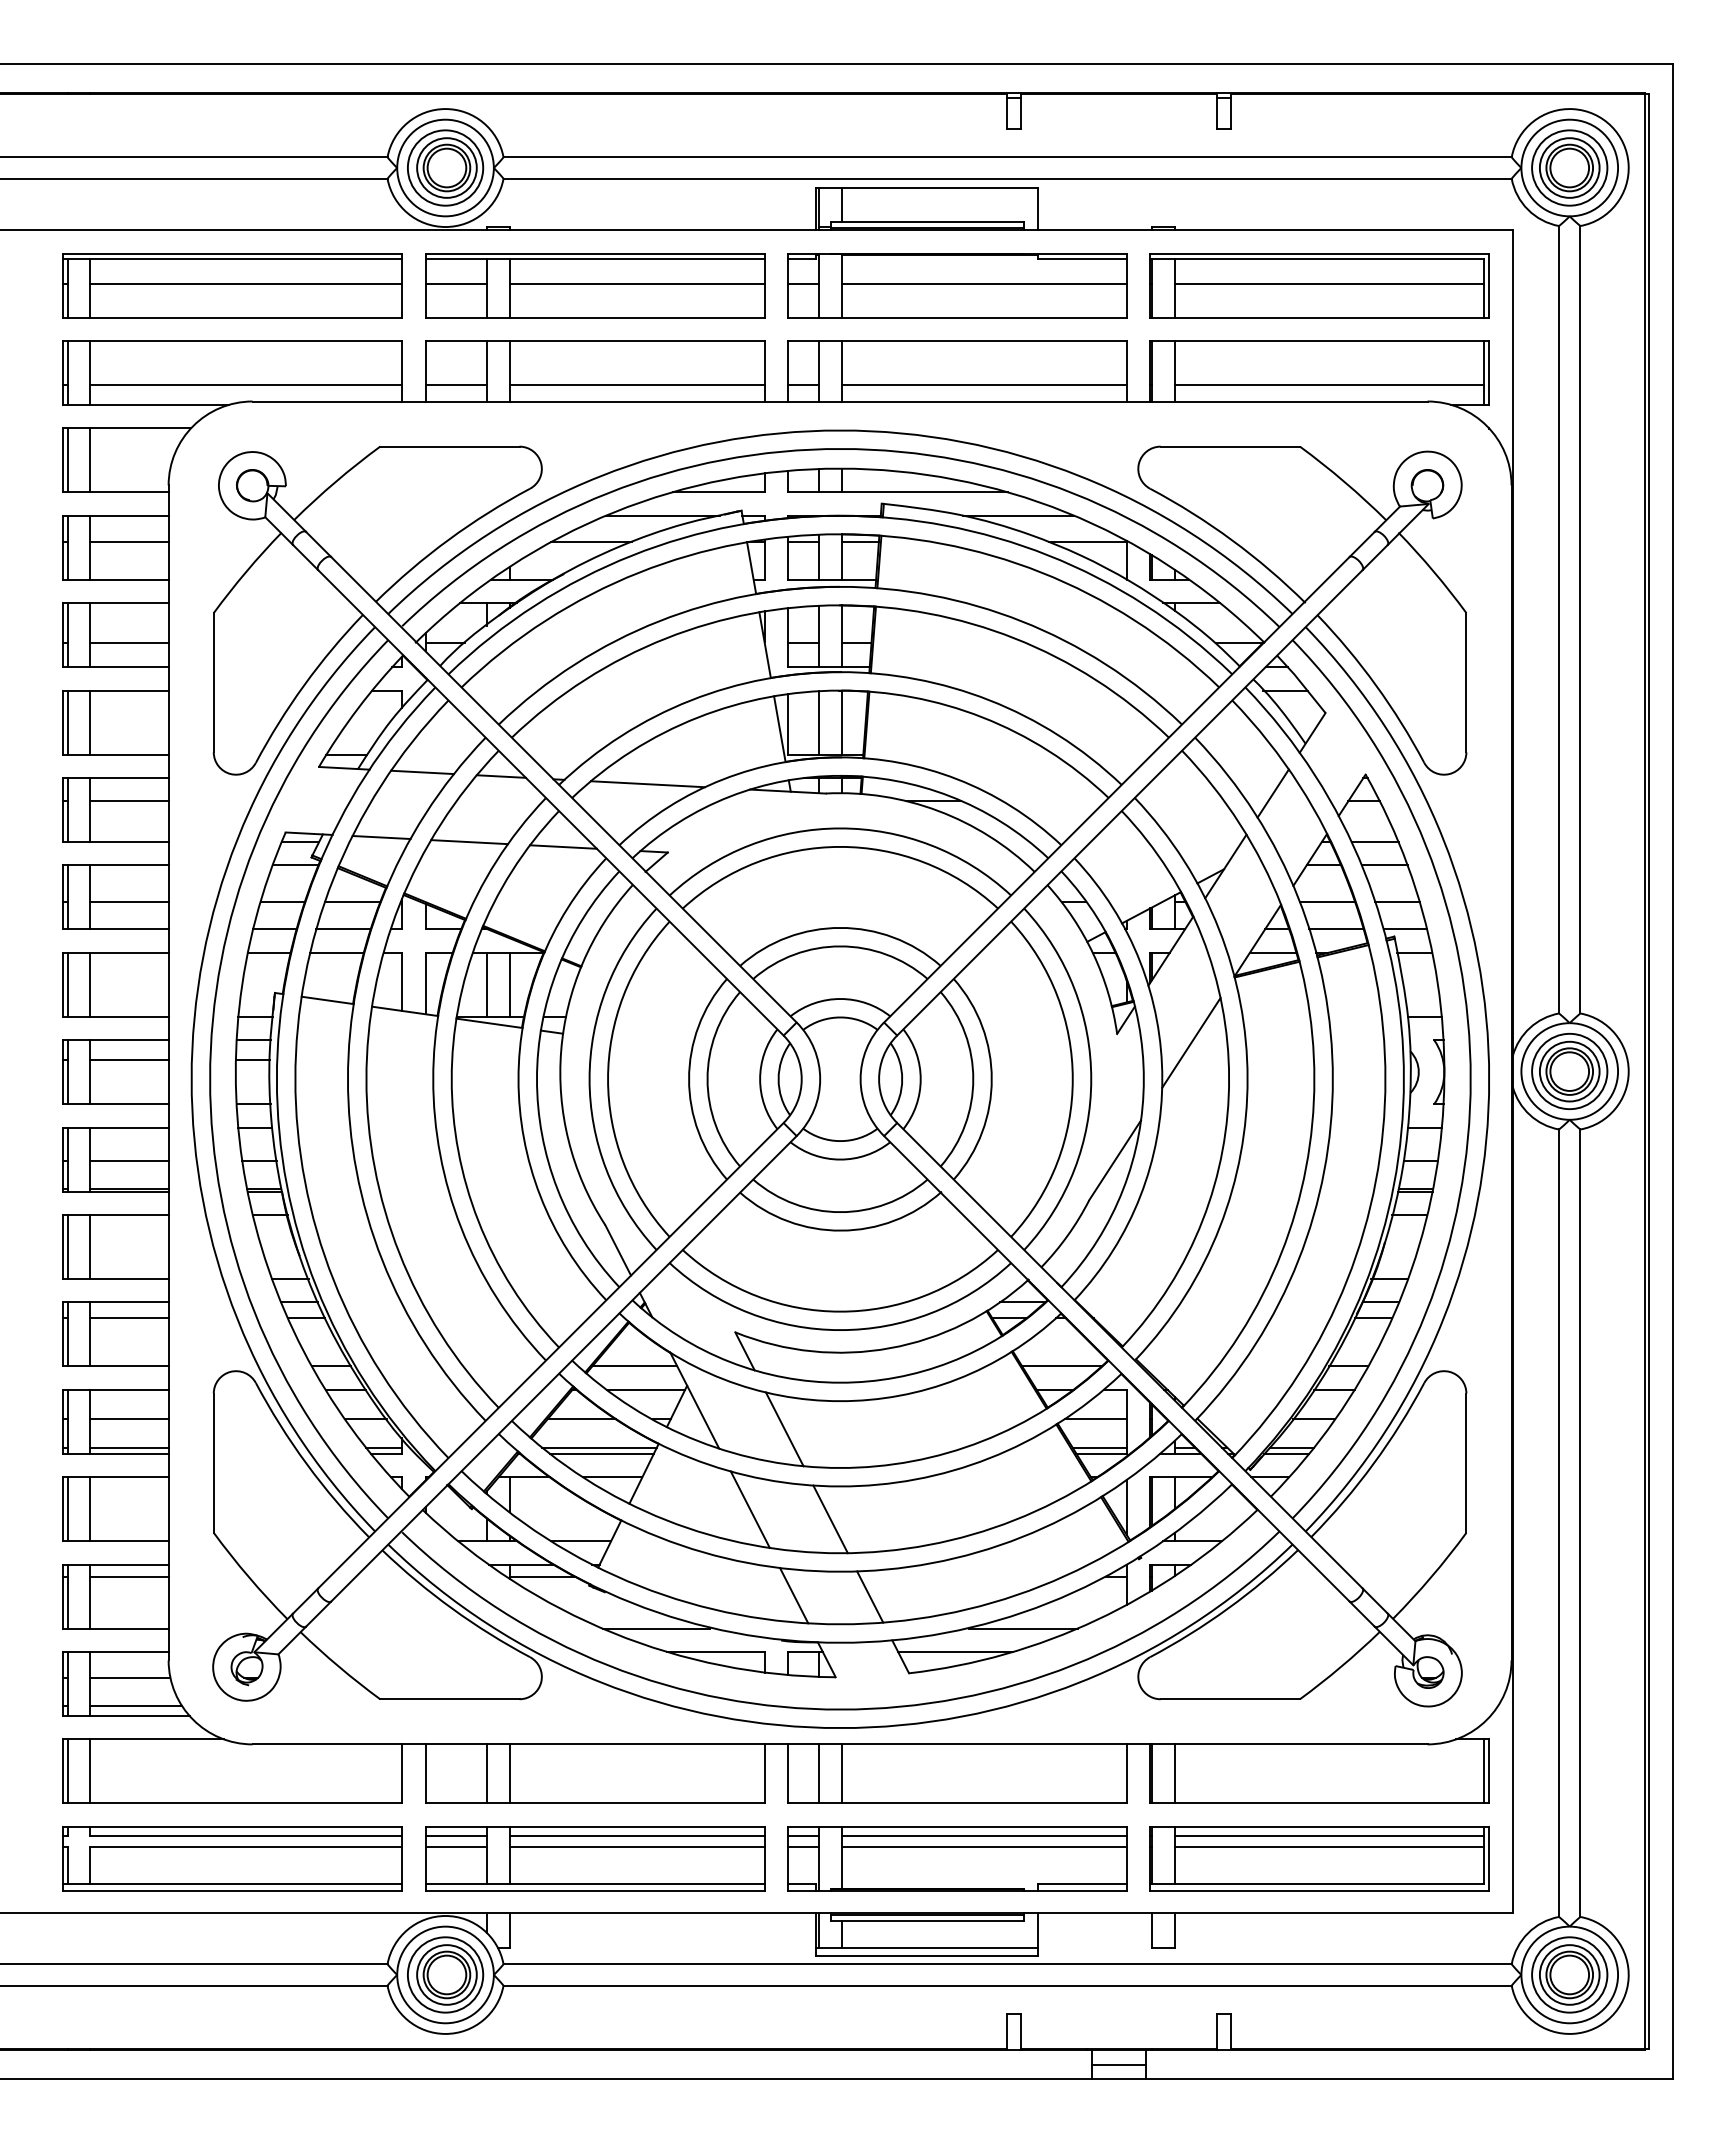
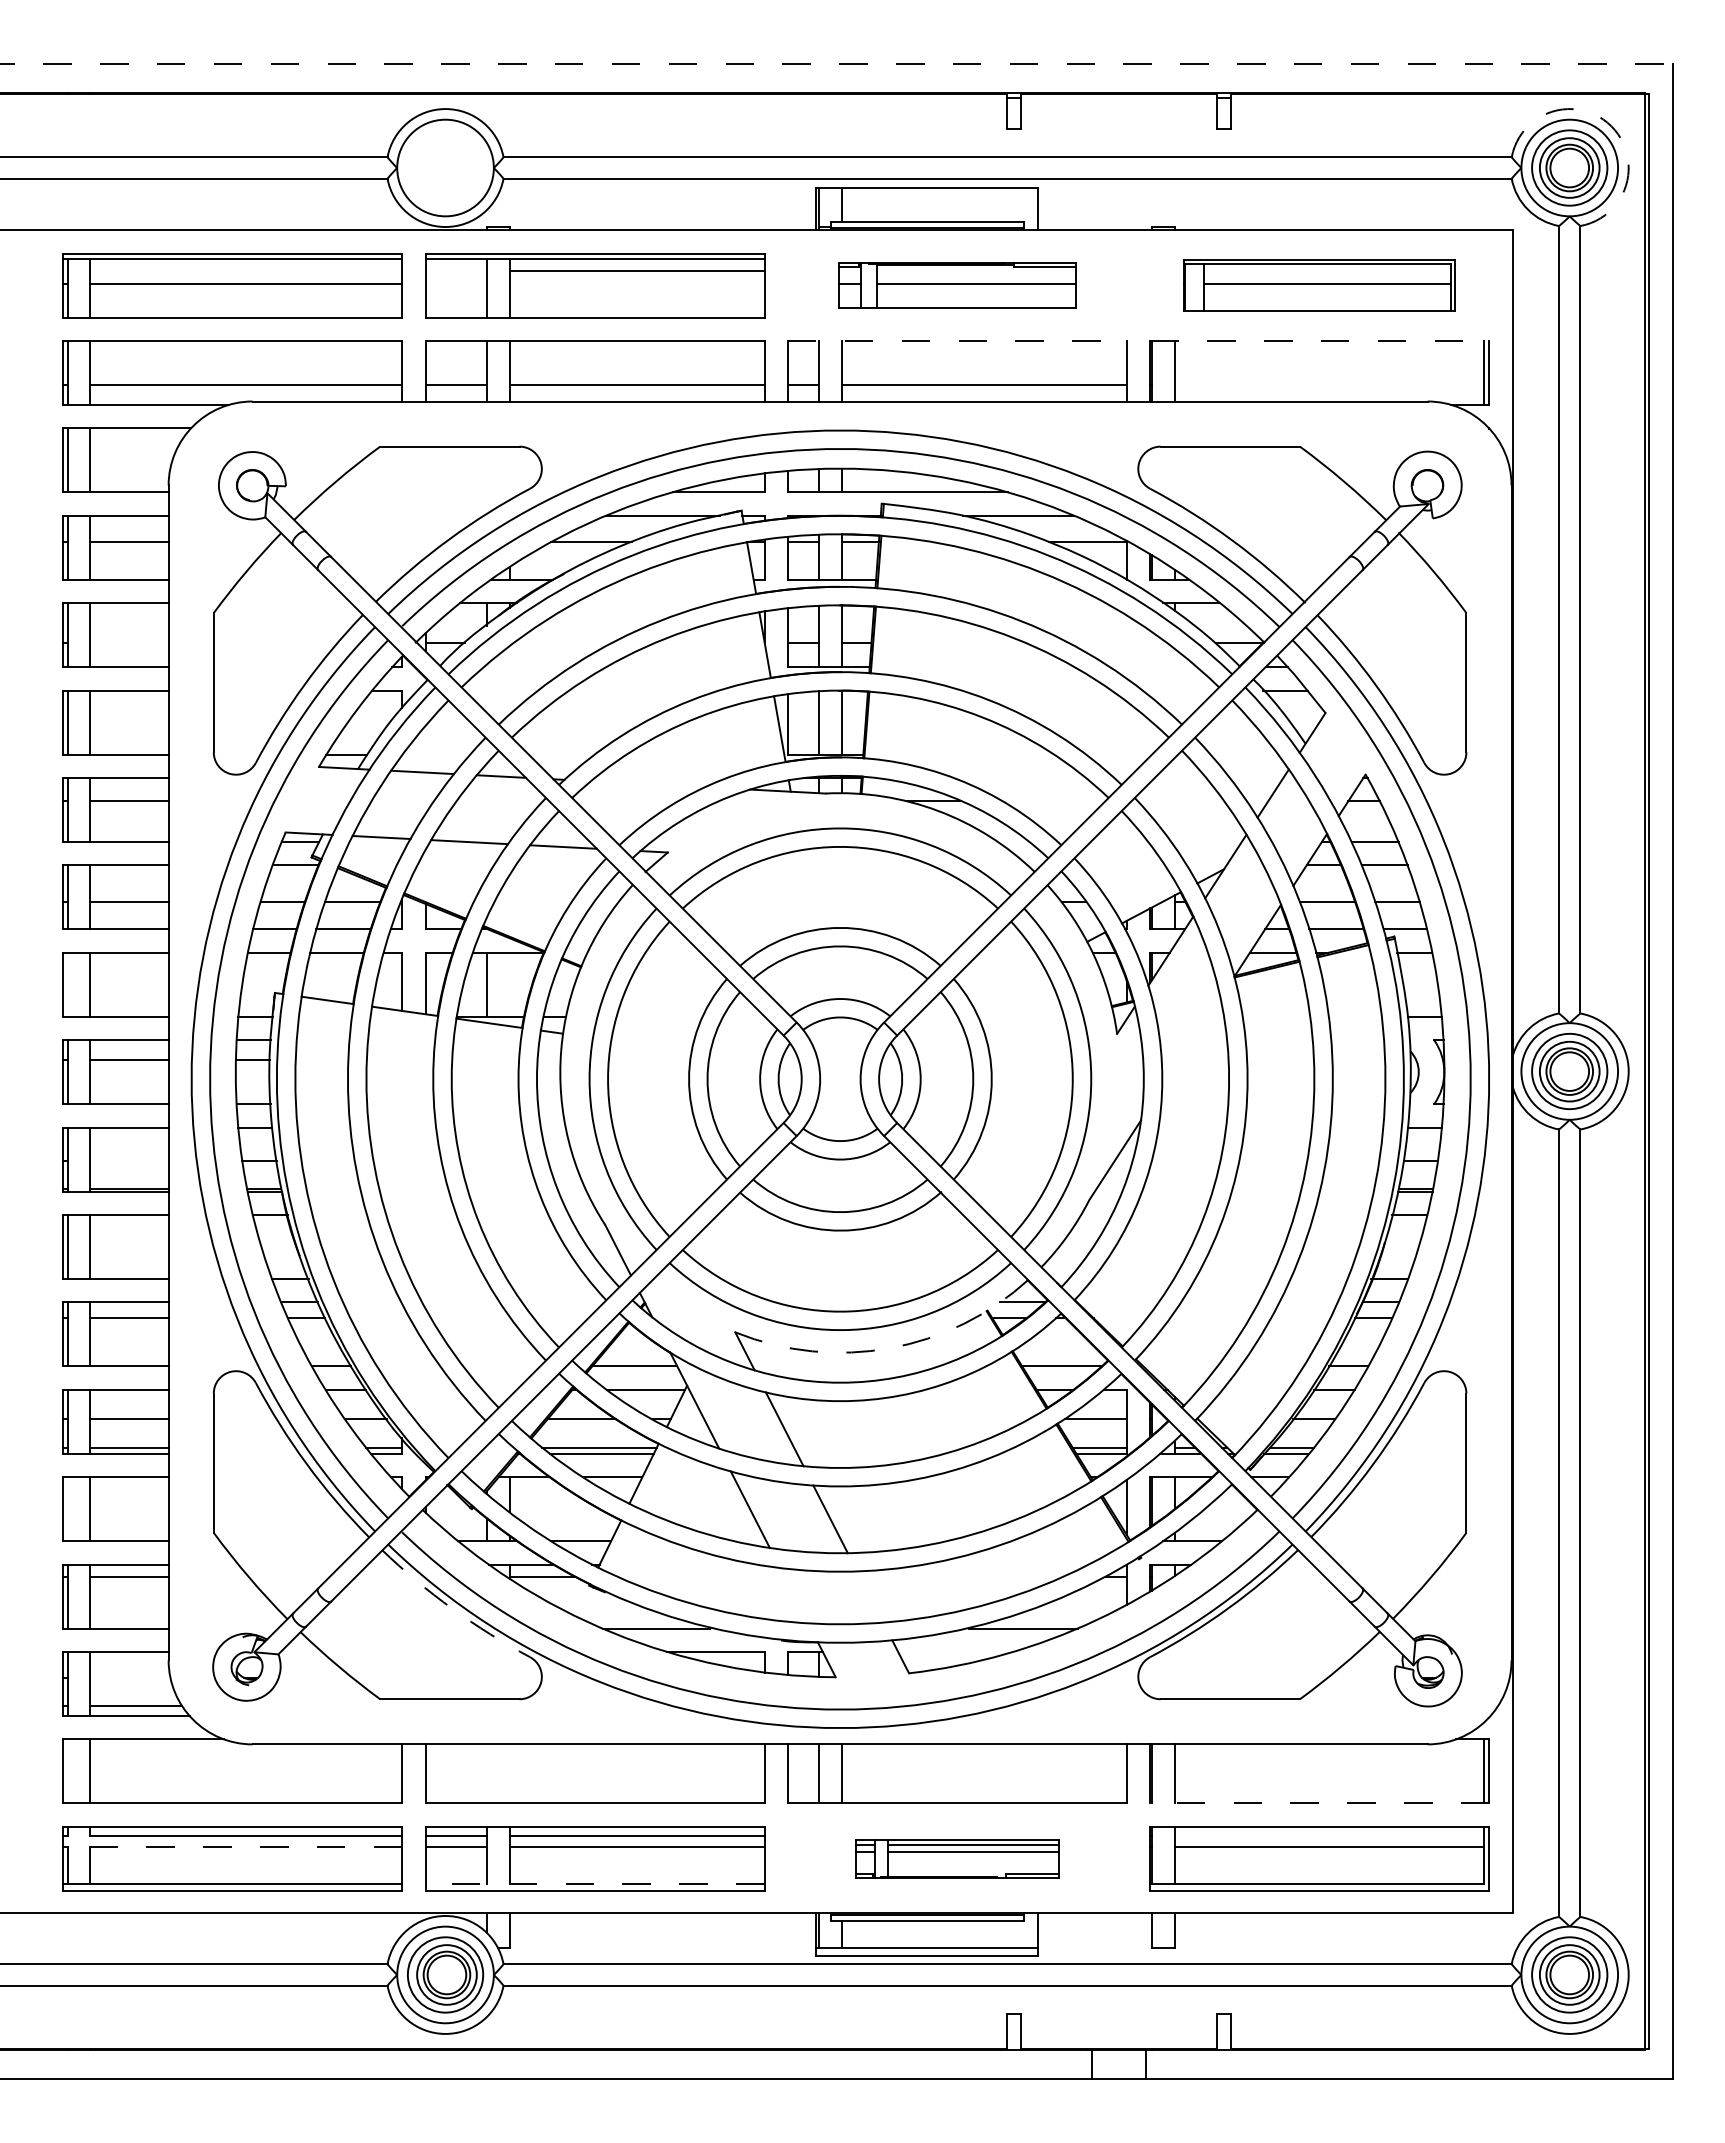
line: solid -> dashed (837, 64)
arc: solid -> dashed (1611, 126)
part: present -> none (445, 167)
line: present -> none (455, 283)
line position: (636, 283) -> (636, 270) (636, 270)
part size: 341x66 px -> 239x47 px (957, 285)
part size: 341x66 px -> 273x53 px (1319, 285)
line: solid -> dashed (958, 341)
line: solid -> dashed (1320, 341)
line: present -> none (1329, 384)
line: present -> none (129, 643)
line: present -> none (647, 784)
line: present -> none (67, 984)
line: present -> none (509, 984)
line: present -> none (1191, 1042)
line: present -> none (129, 1160)
arc: solid -> dashed (890, 1348)
line: present -> none (67, 1509)
line: present -> none (794, 1595)
line: present -> none (870, 1596)
arc: solid -> dashed (452, 1608)
line: present -> none (955, 1652)
line: present -> none (130, 1677)
line: present -> none (67, 1771)
line: present -> none (486, 1773)
line: present -> none (509, 1773)
line: solid -> dashed (1319, 1803)
line: present -> none (1329, 1835)
line: solid -> dashed (246, 1846)
part size: 341x66 px -> 205x40 px (957, 1858)
line: solid -> dashed (594, 1884)
line: present -> none (1119, 2064)
